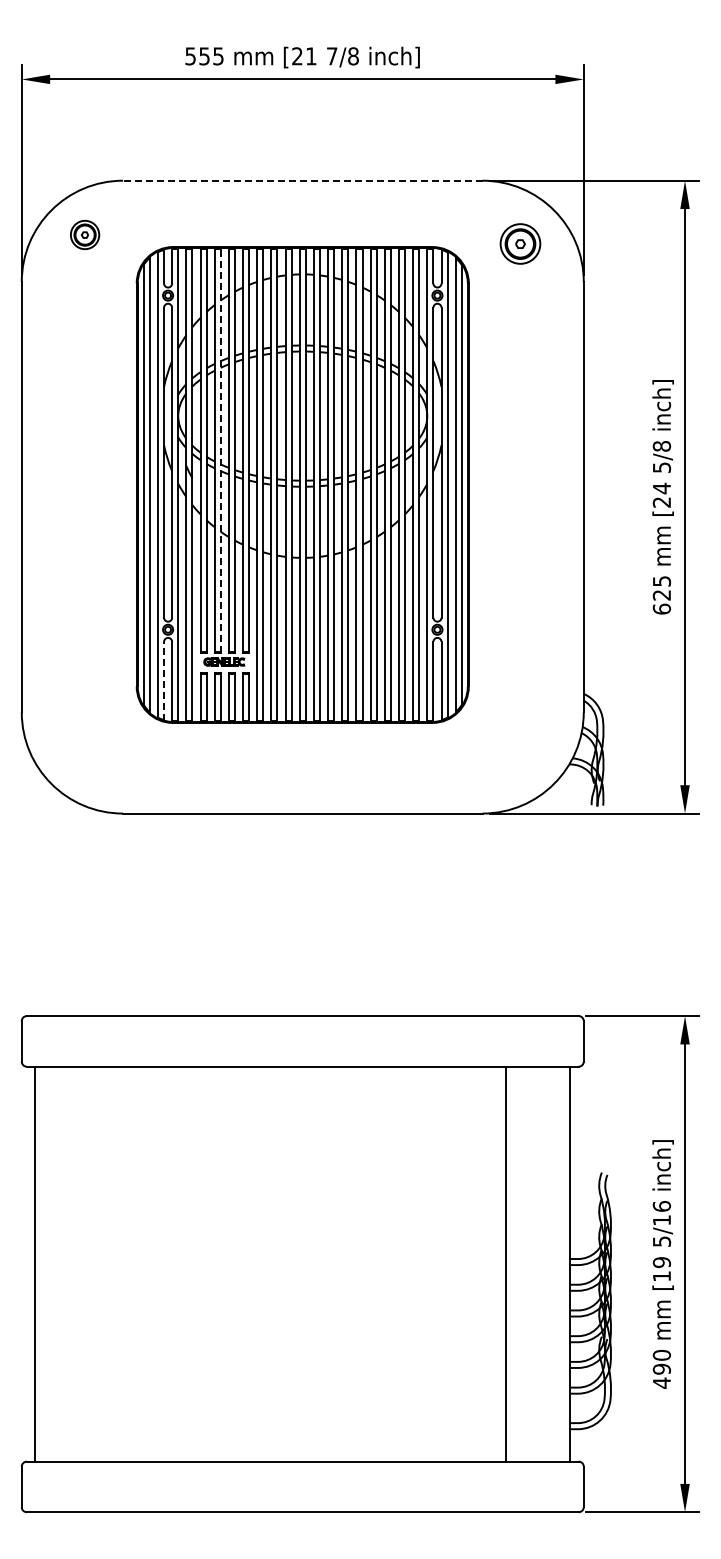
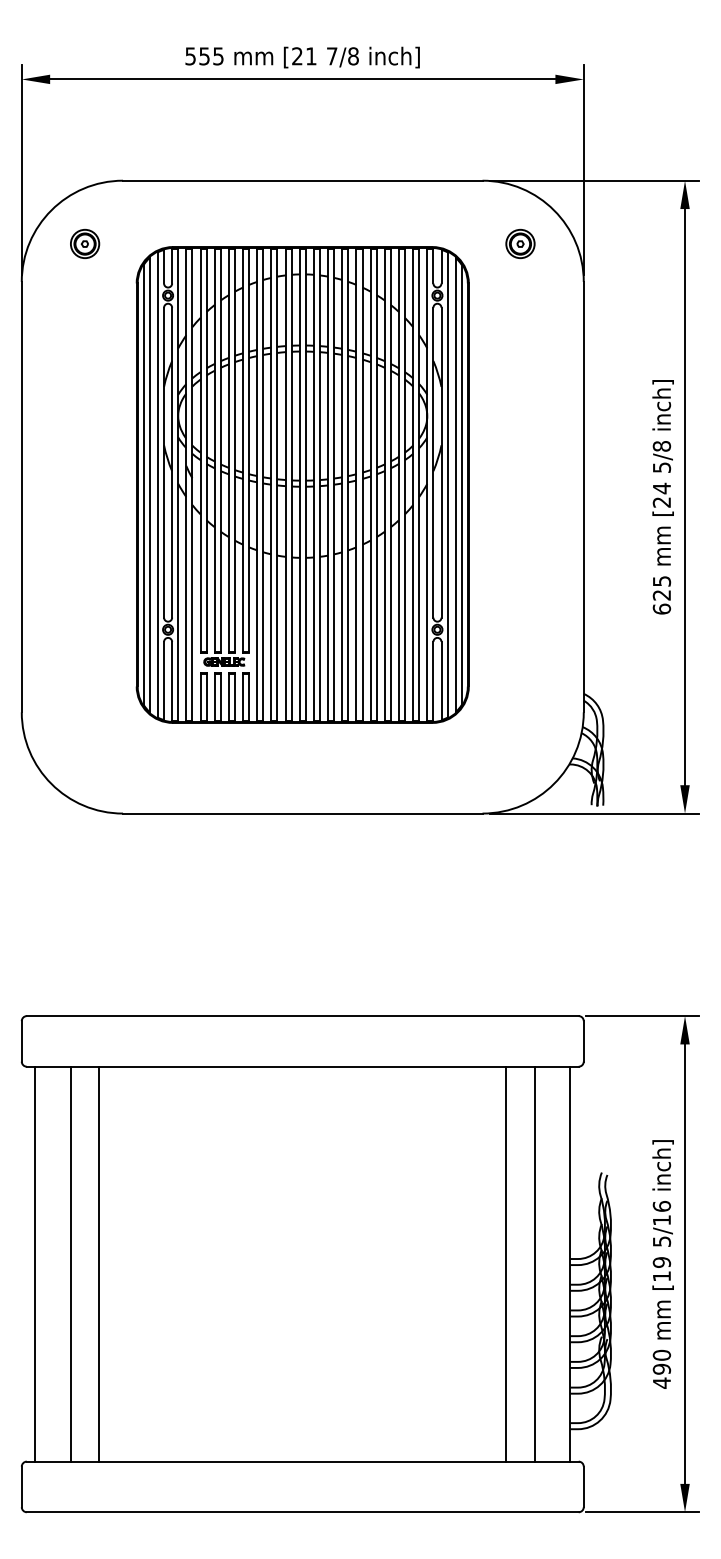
line: dashed -> solid (302, 180)
part position: (85, 234) -> (85, 243) (85, 243)
part size: 43x42 px -> 31x32 px (520, 243)
line: dashed -> solid (220, 449)
line: dashed -> solid (164, 680)
line: none -> present (70, 1263)
line: none -> present (99, 1263)
line: none -> present (534, 1263)
